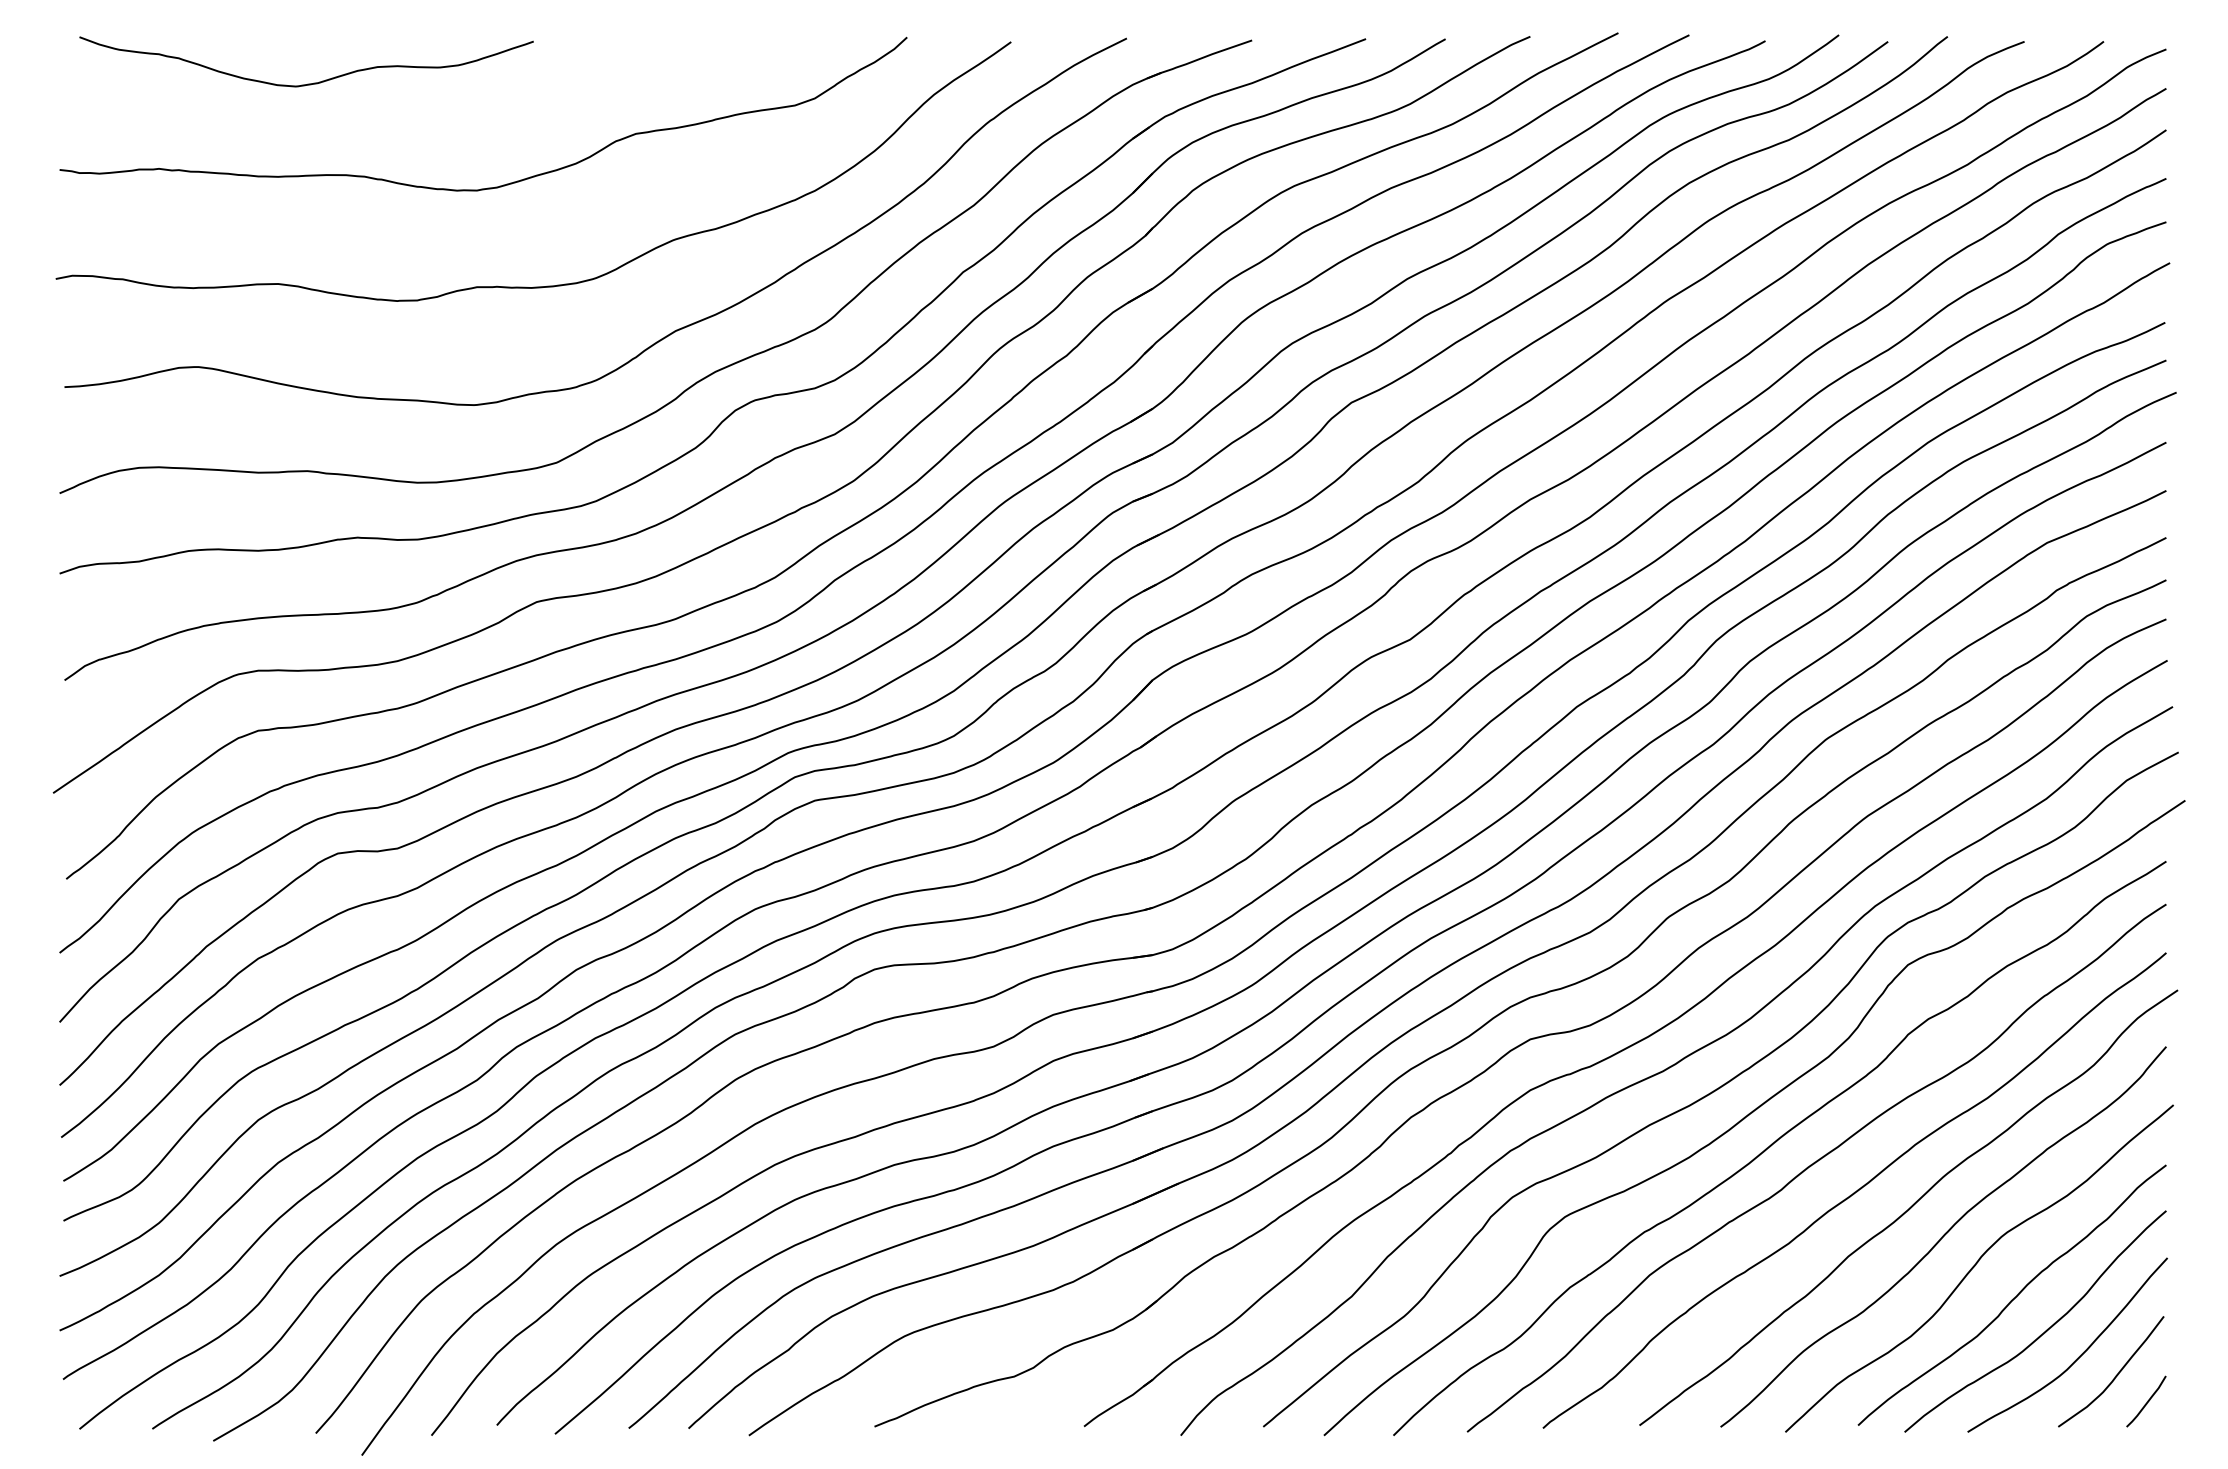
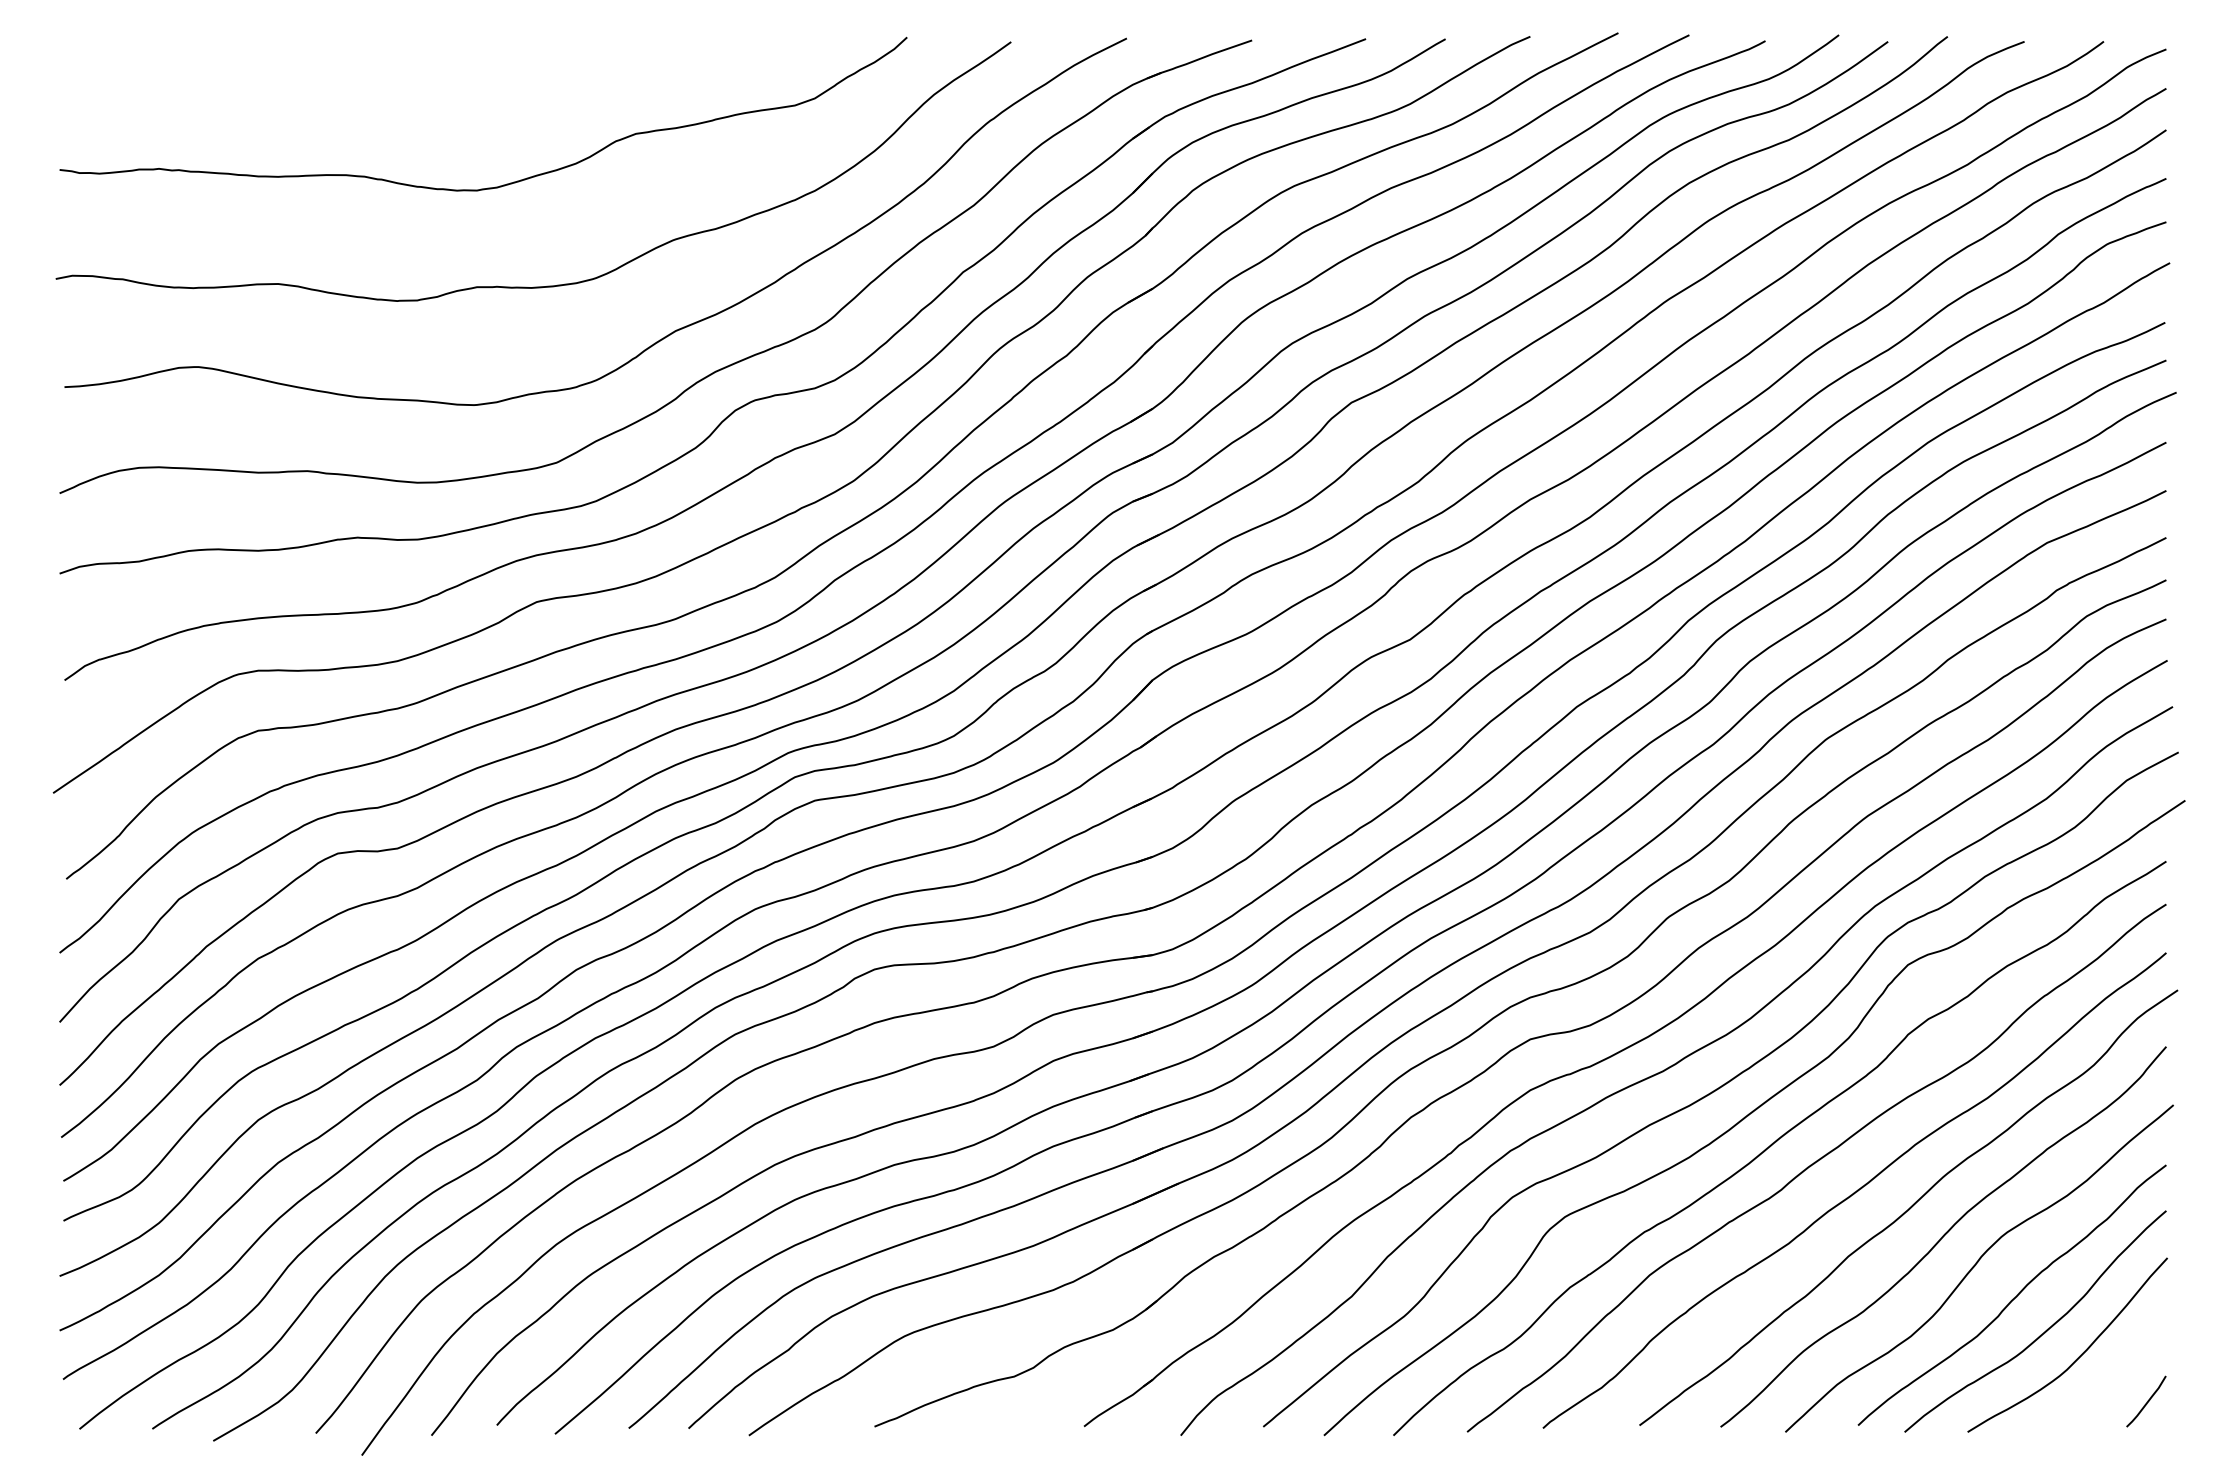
curve: present -> none (307, 83)
curve: present -> none (2115, 1375)
